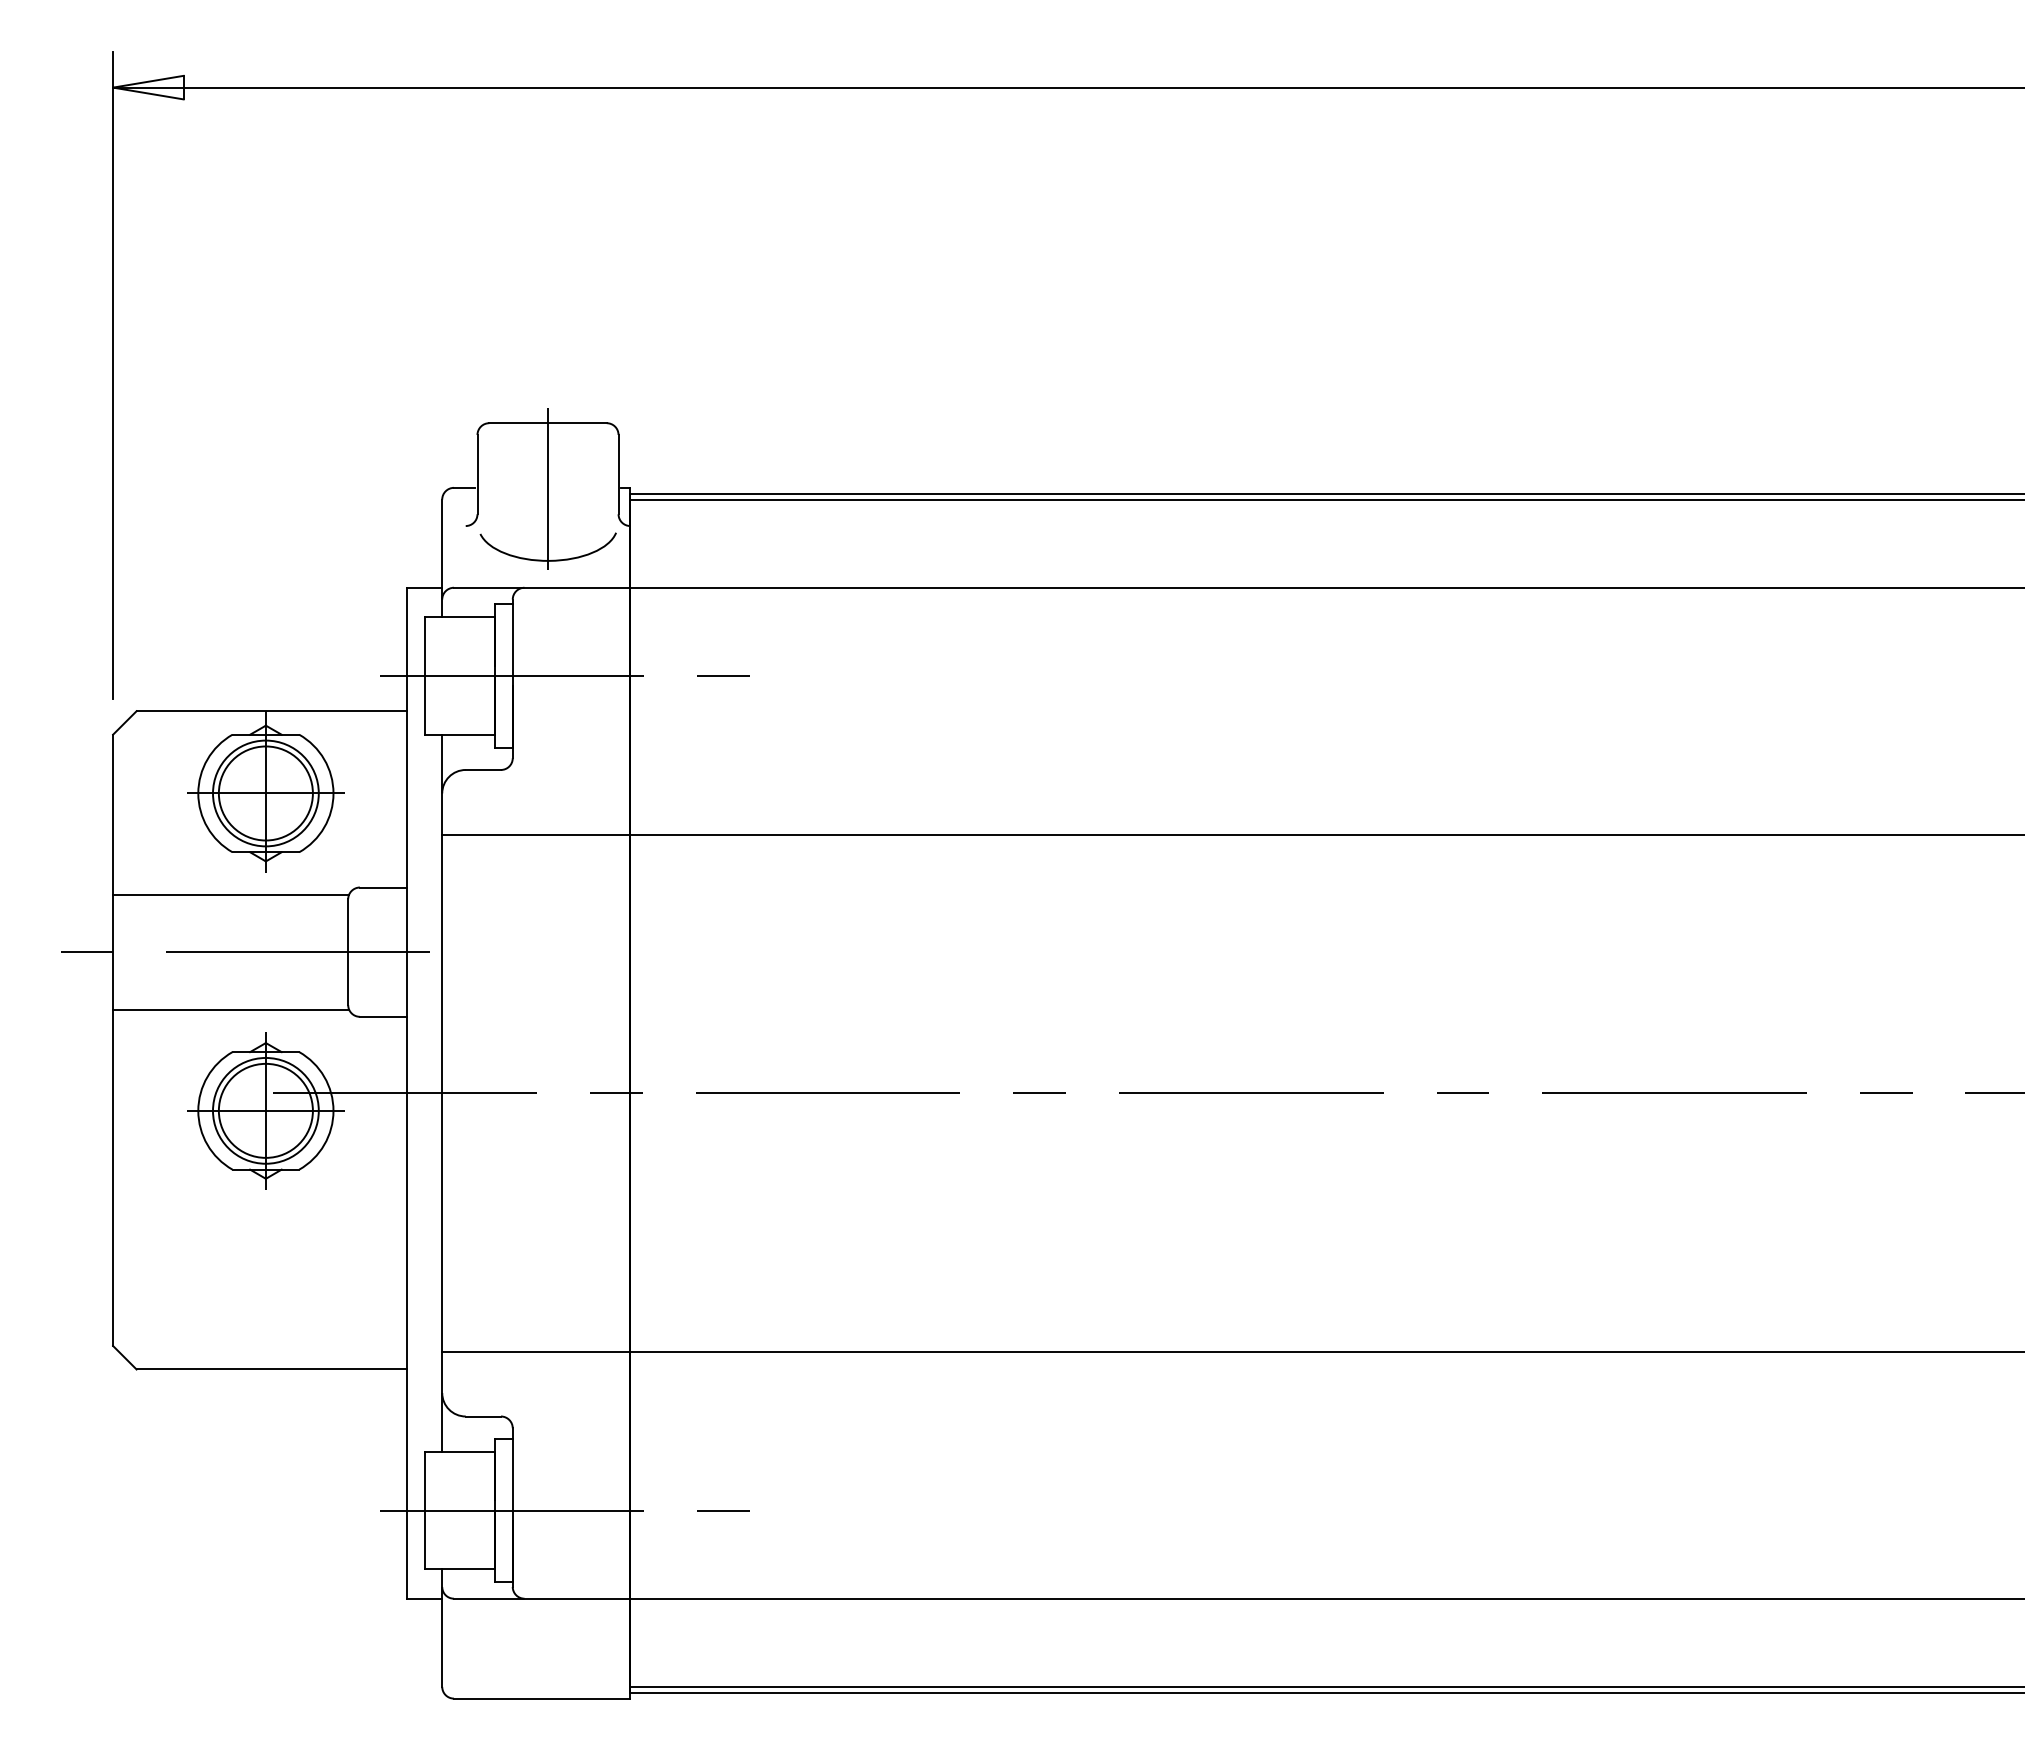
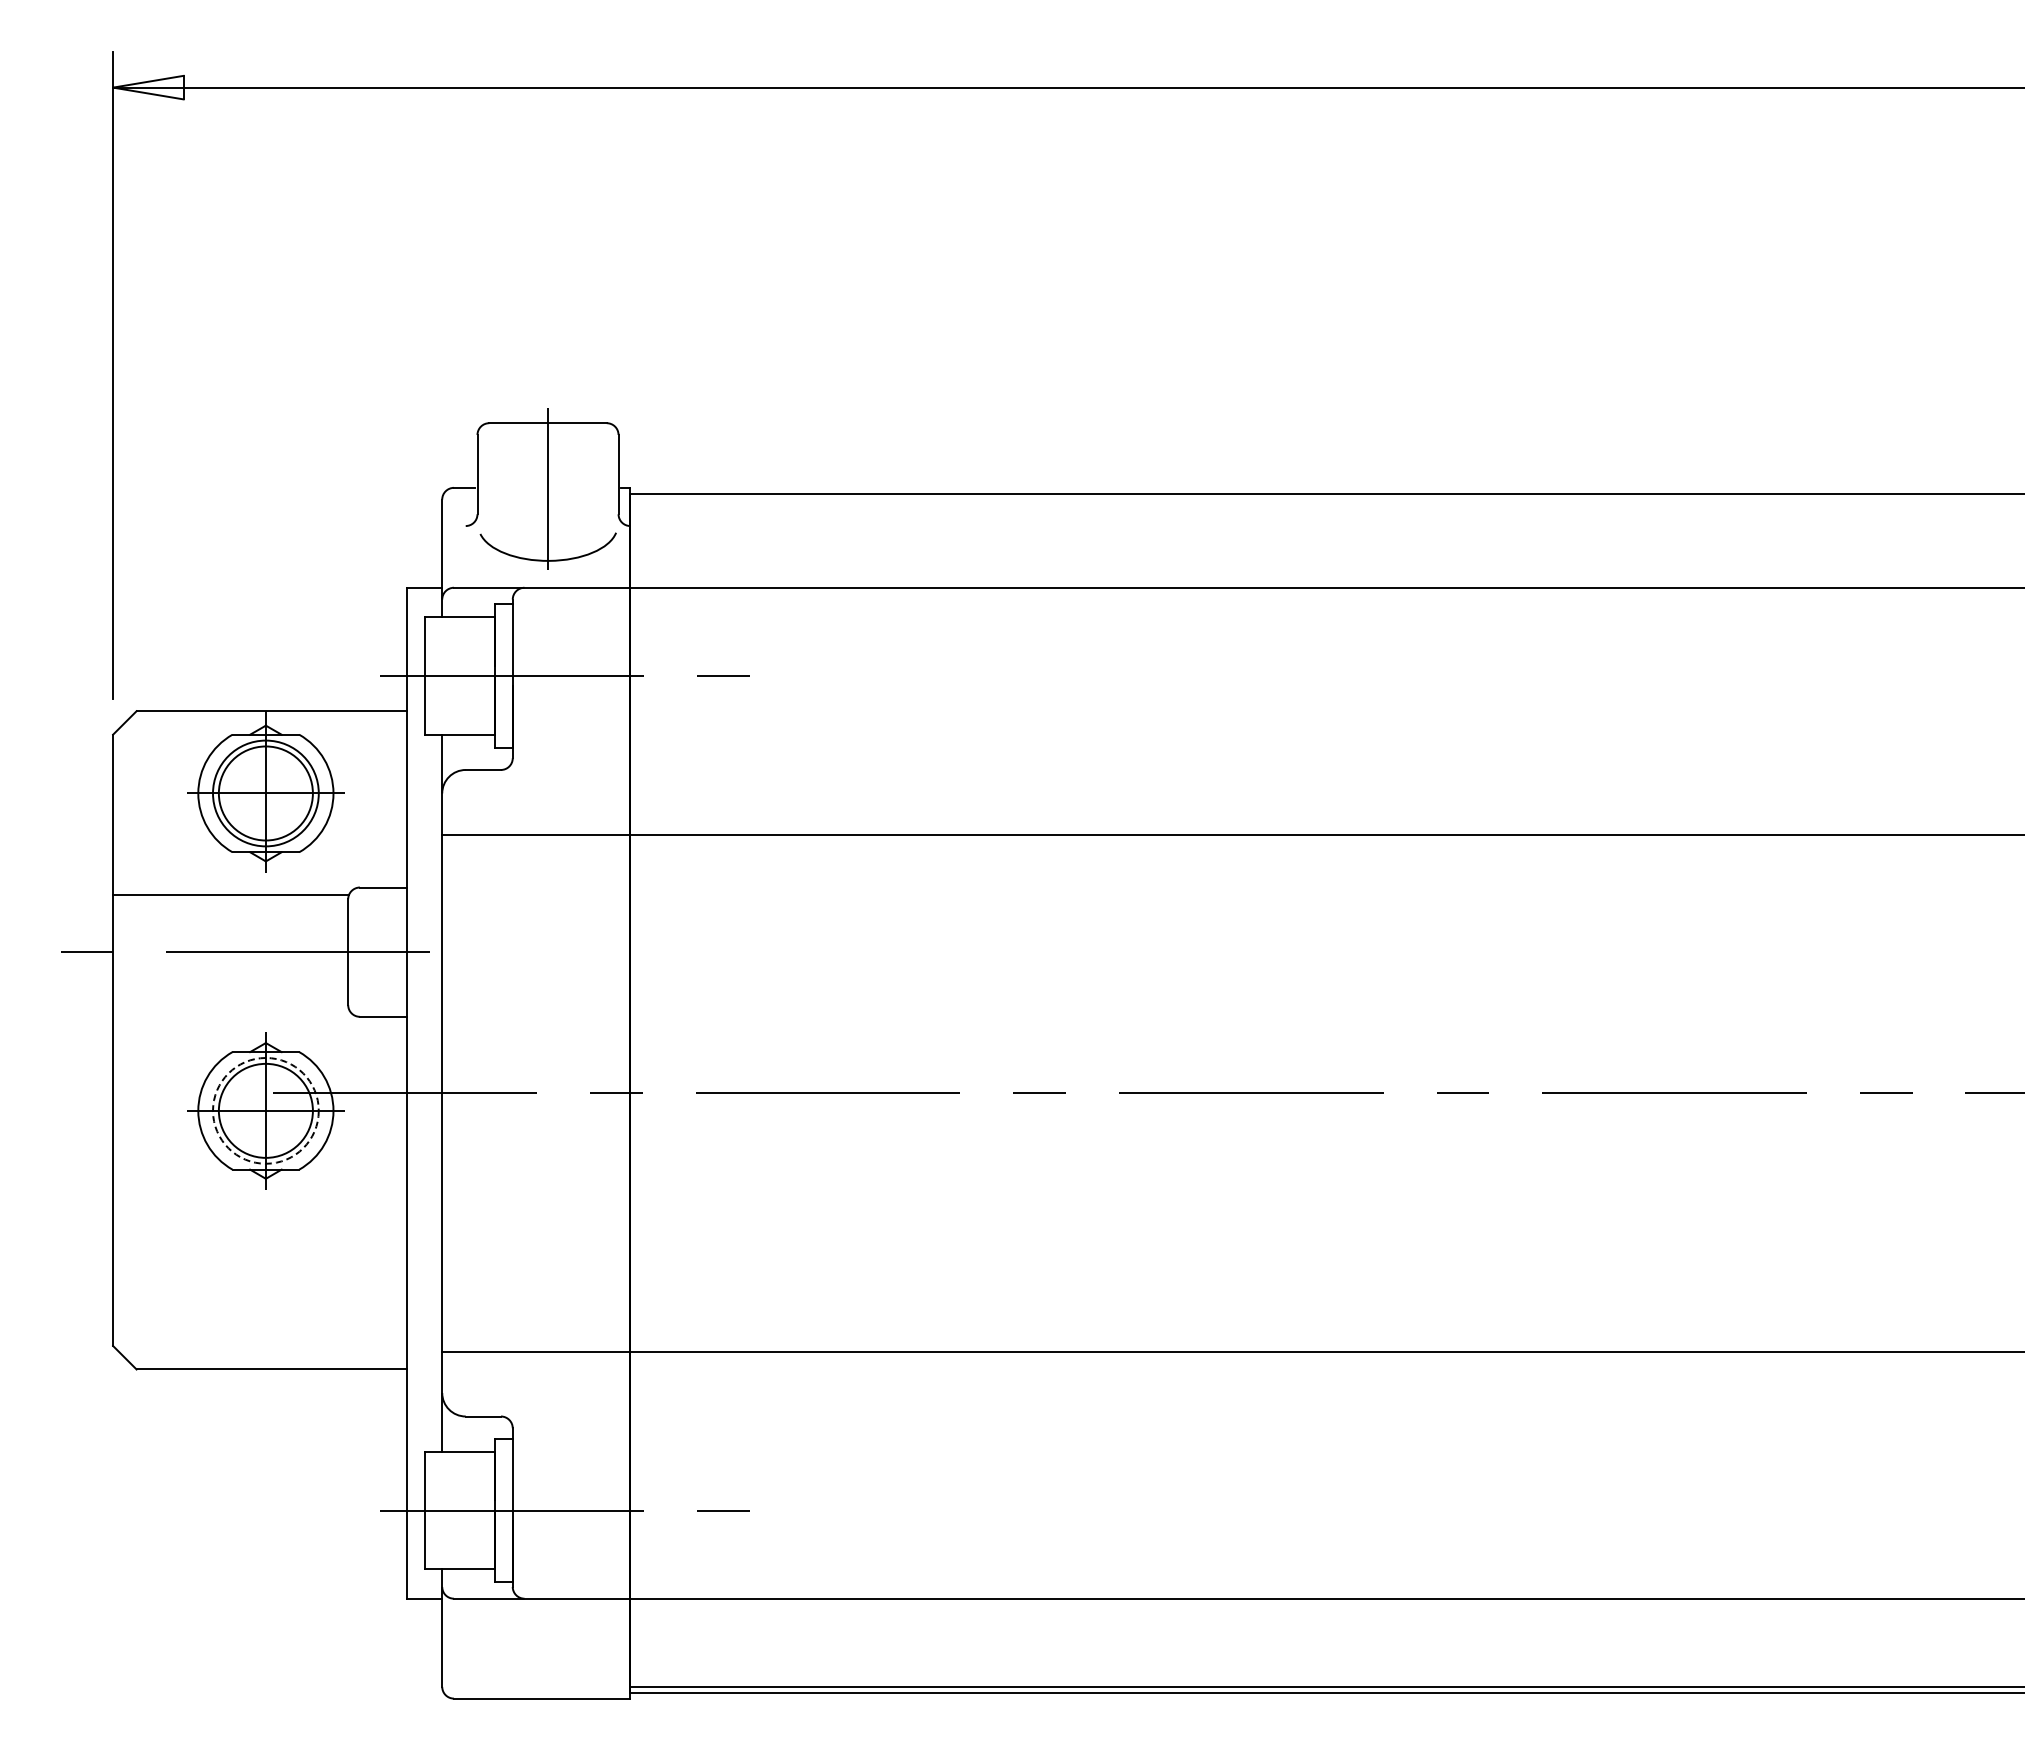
line: present -> none (1325, 499)
line: present -> none (231, 1009)
circle: solid -> dashed (265, 1110)
